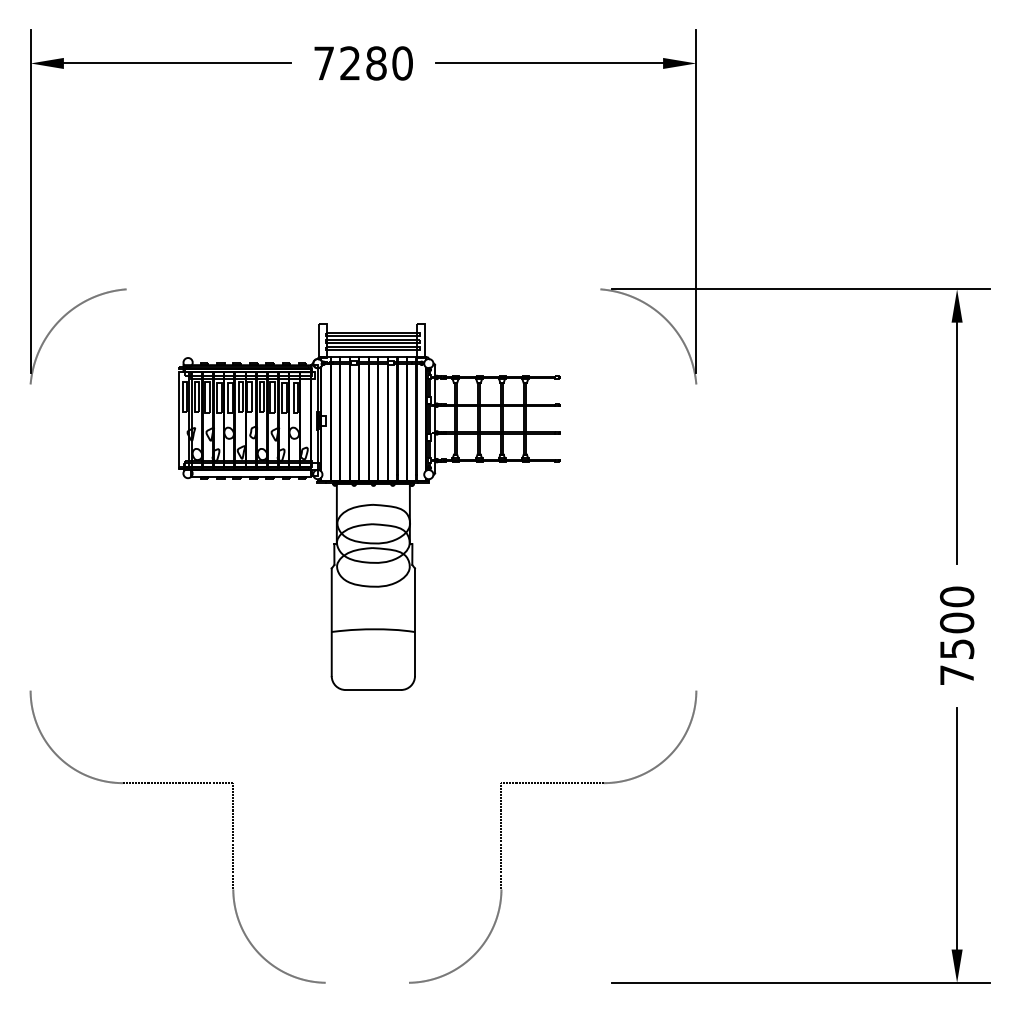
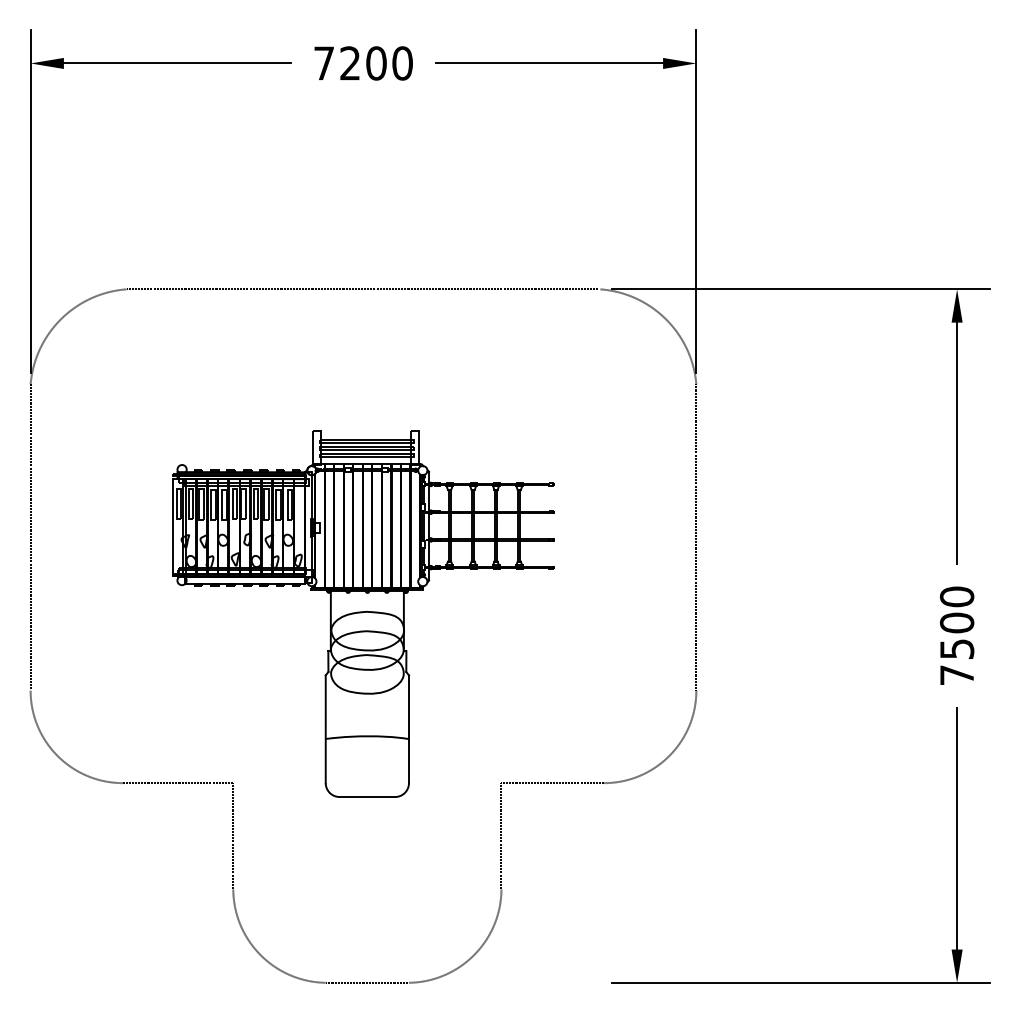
text: 7280 -> 7200 (376, 63)
line: none -> present (363, 289)
part position: (369, 506) -> (363, 613) (363, 613)
line: none -> present (30, 537)
line: none -> present (696, 537)
line: none -> present (366, 982)
